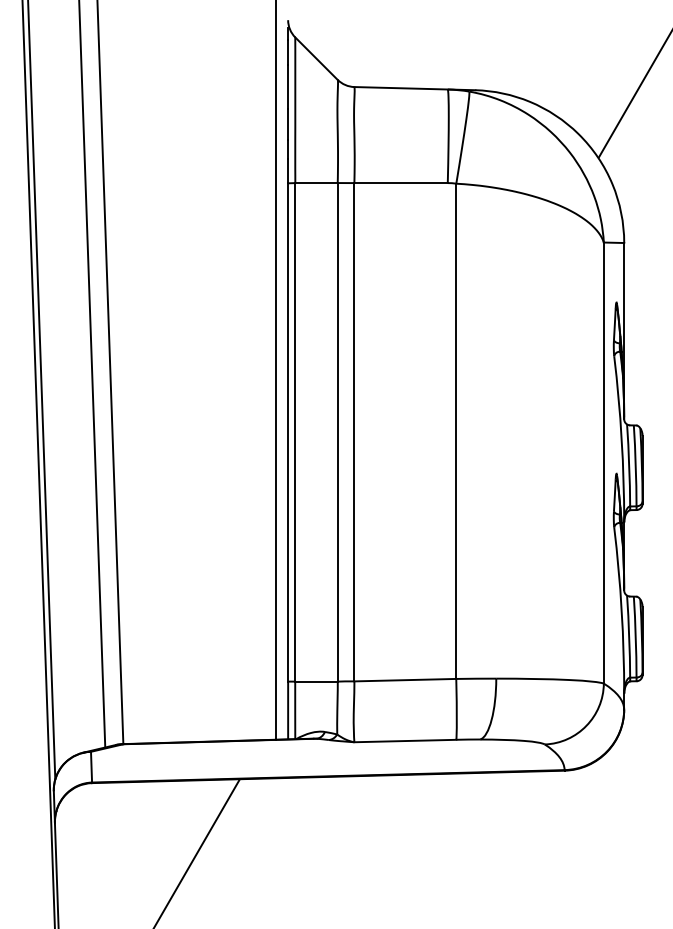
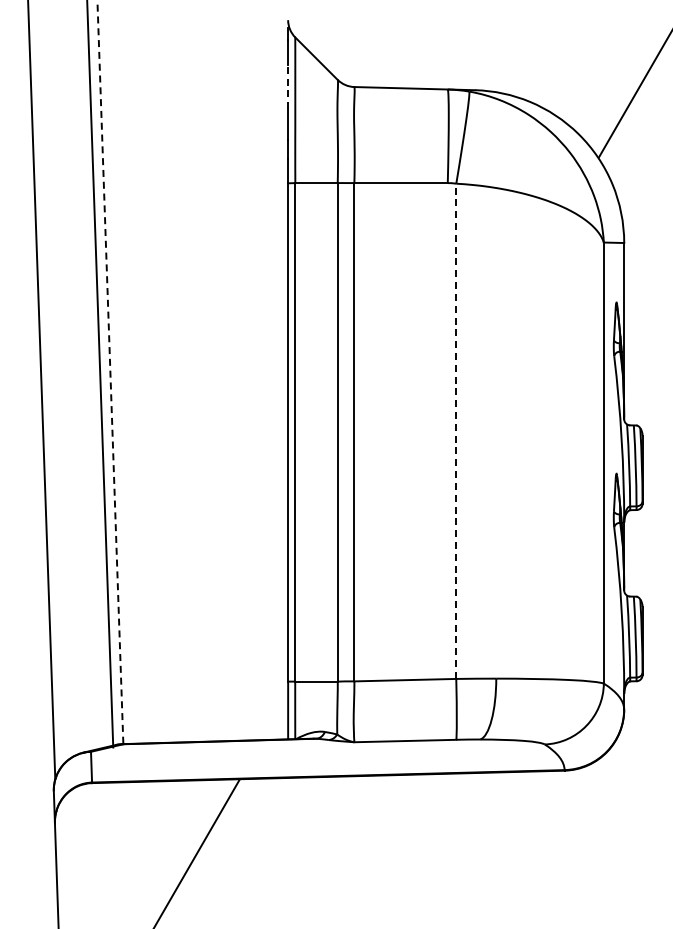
line: solid -> dashed (288, 86)
line: present -> none (275, 370)
line: solid -> dashed (110, 372)
line position: (92, 374) -> (100, 374) (100, 374)
line: solid -> dashed (456, 431)
line: present -> none (38, 463)
